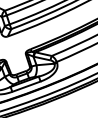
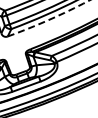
arc: solid -> dashed (49, 19)
